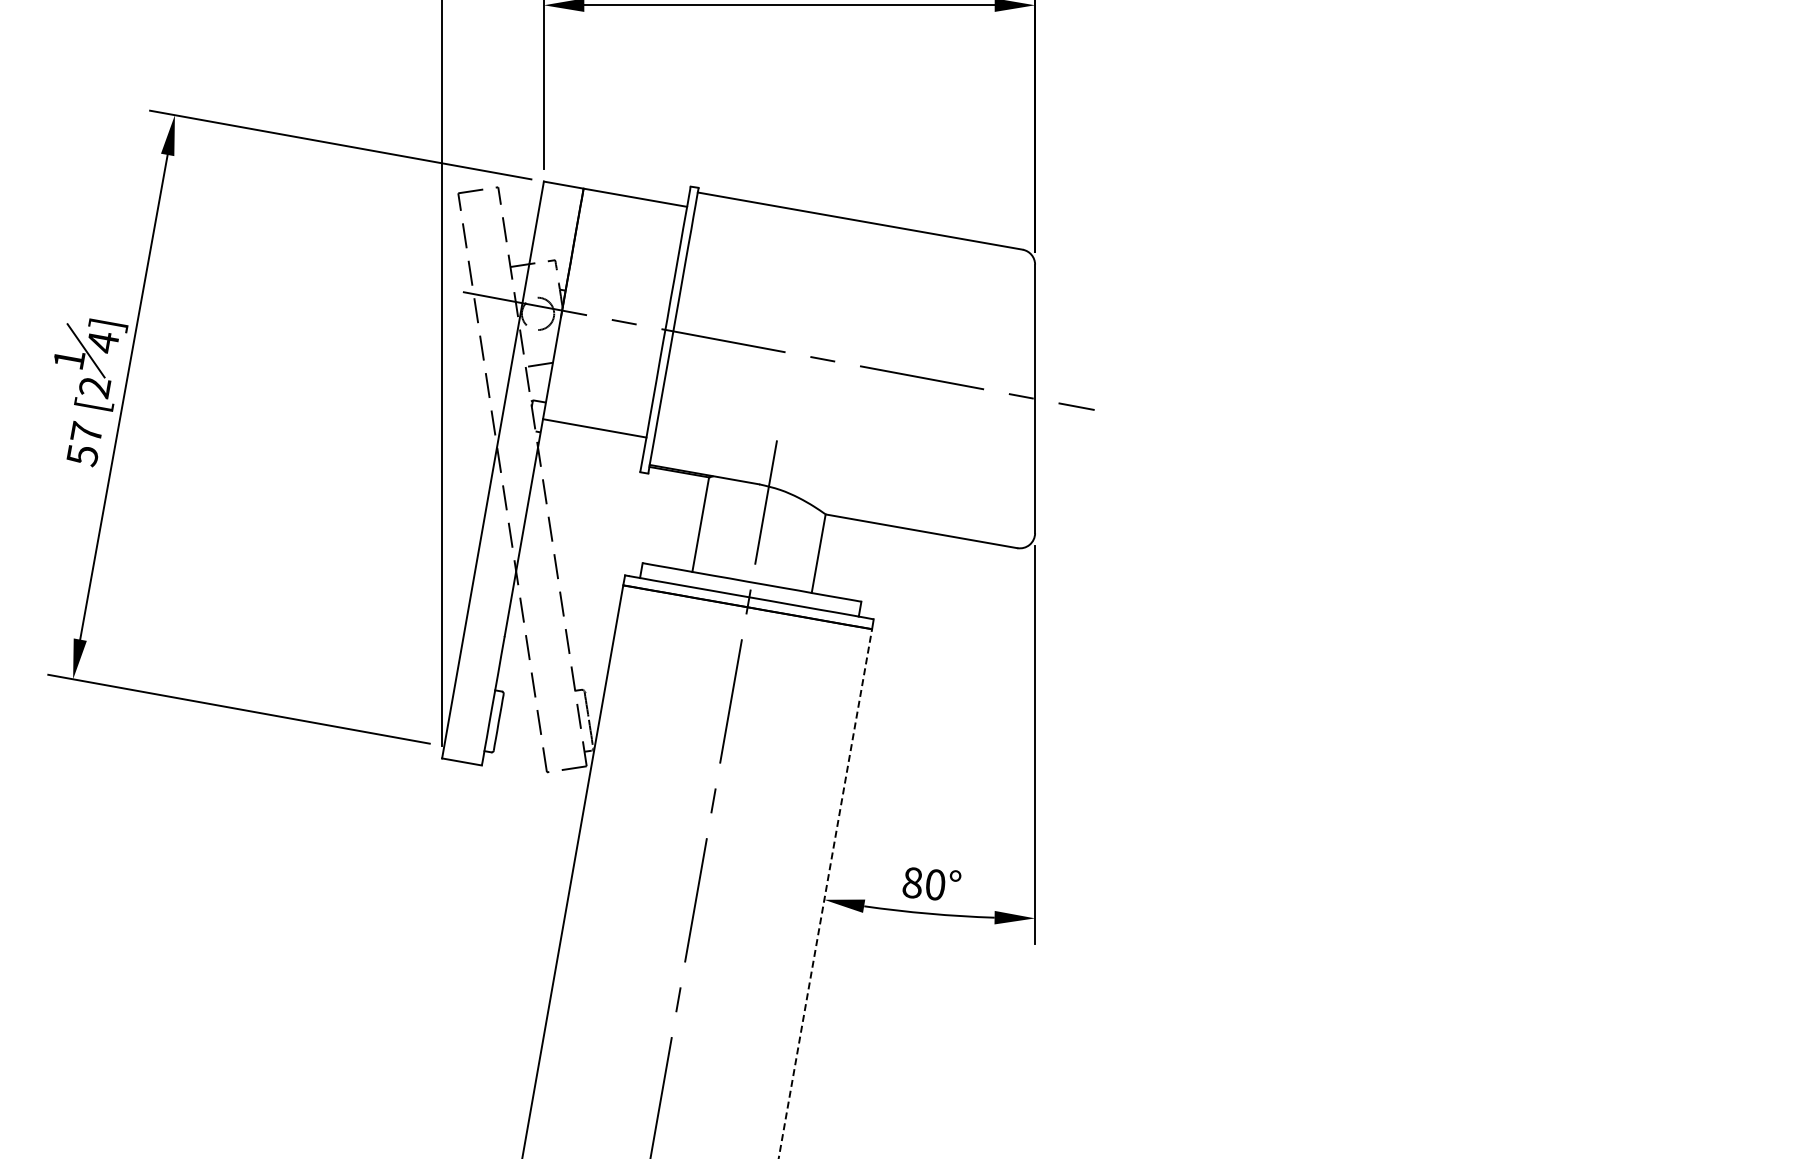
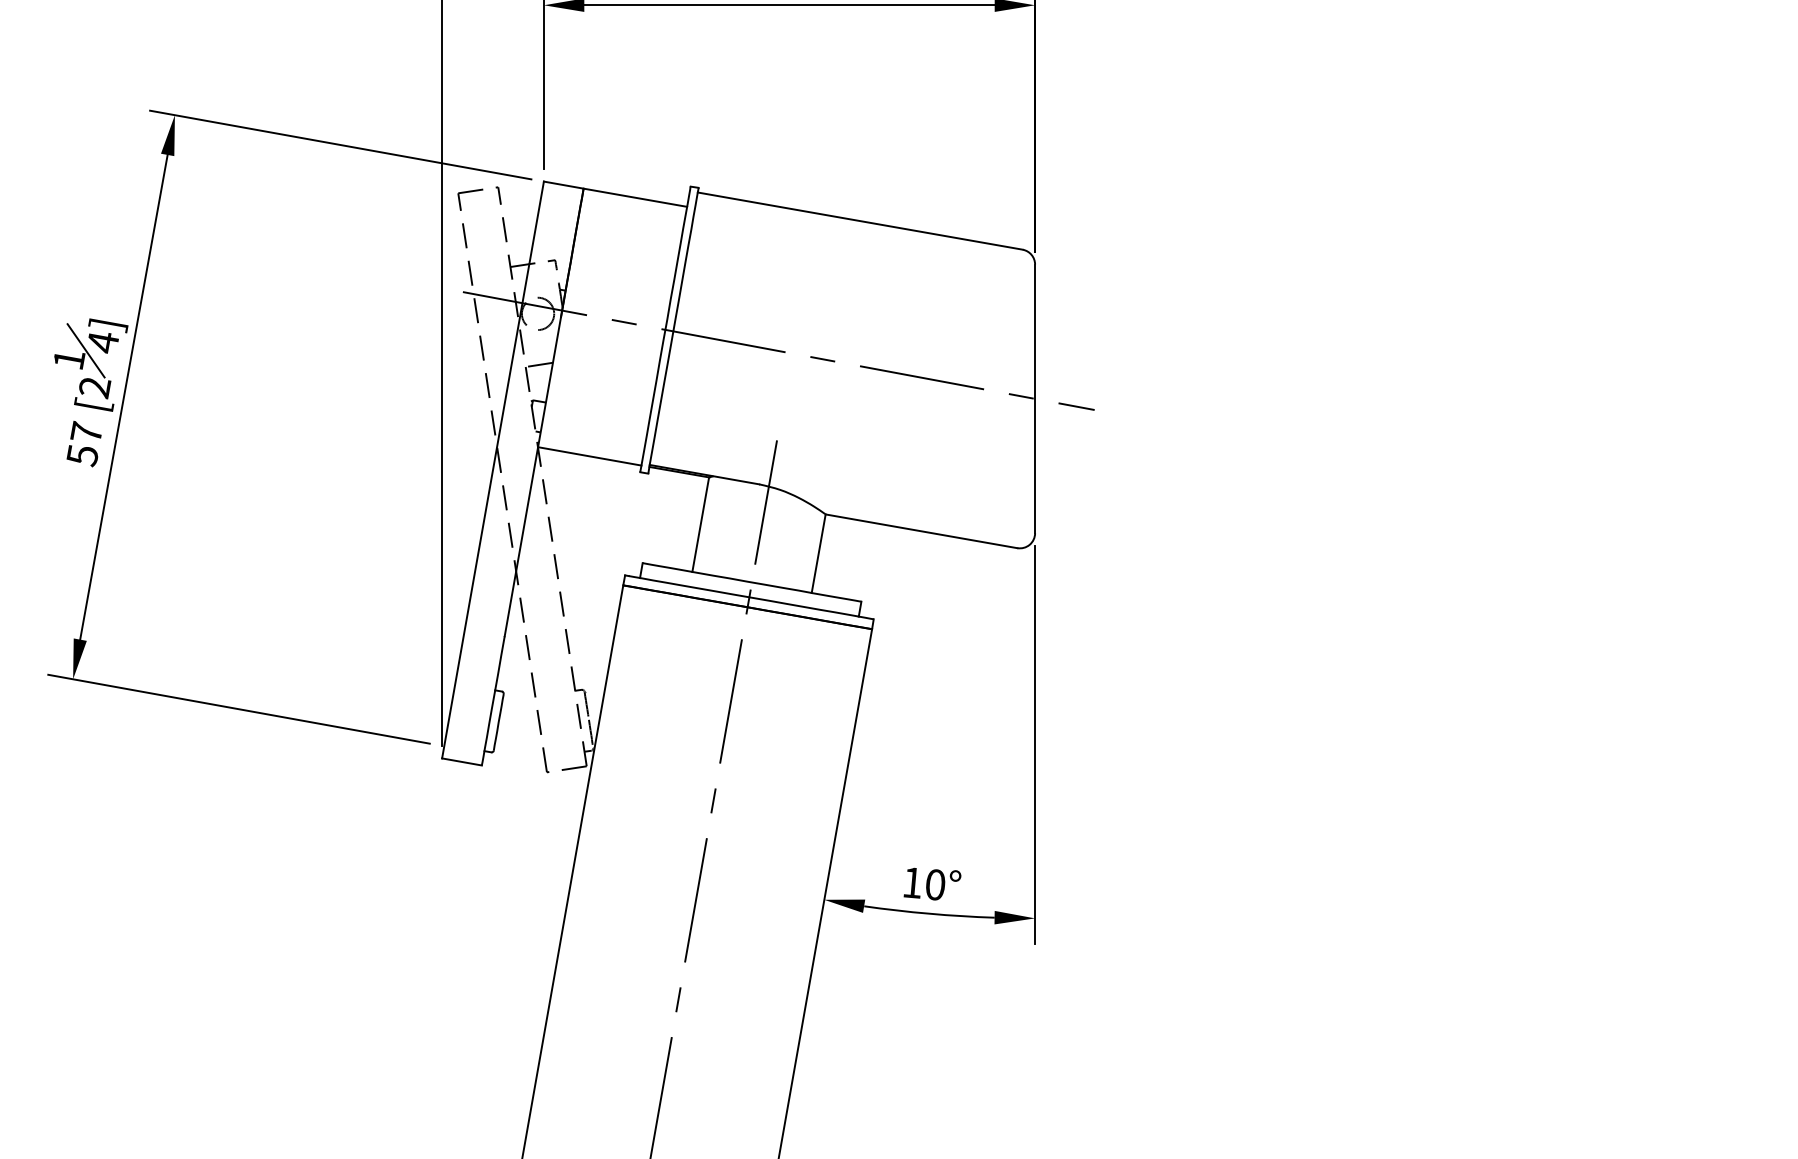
line position: (594, 428) -> (589, 456) (589, 456)
text: 80° -> 10° (911, 882)
line: dashed -> solid (825, 894)
